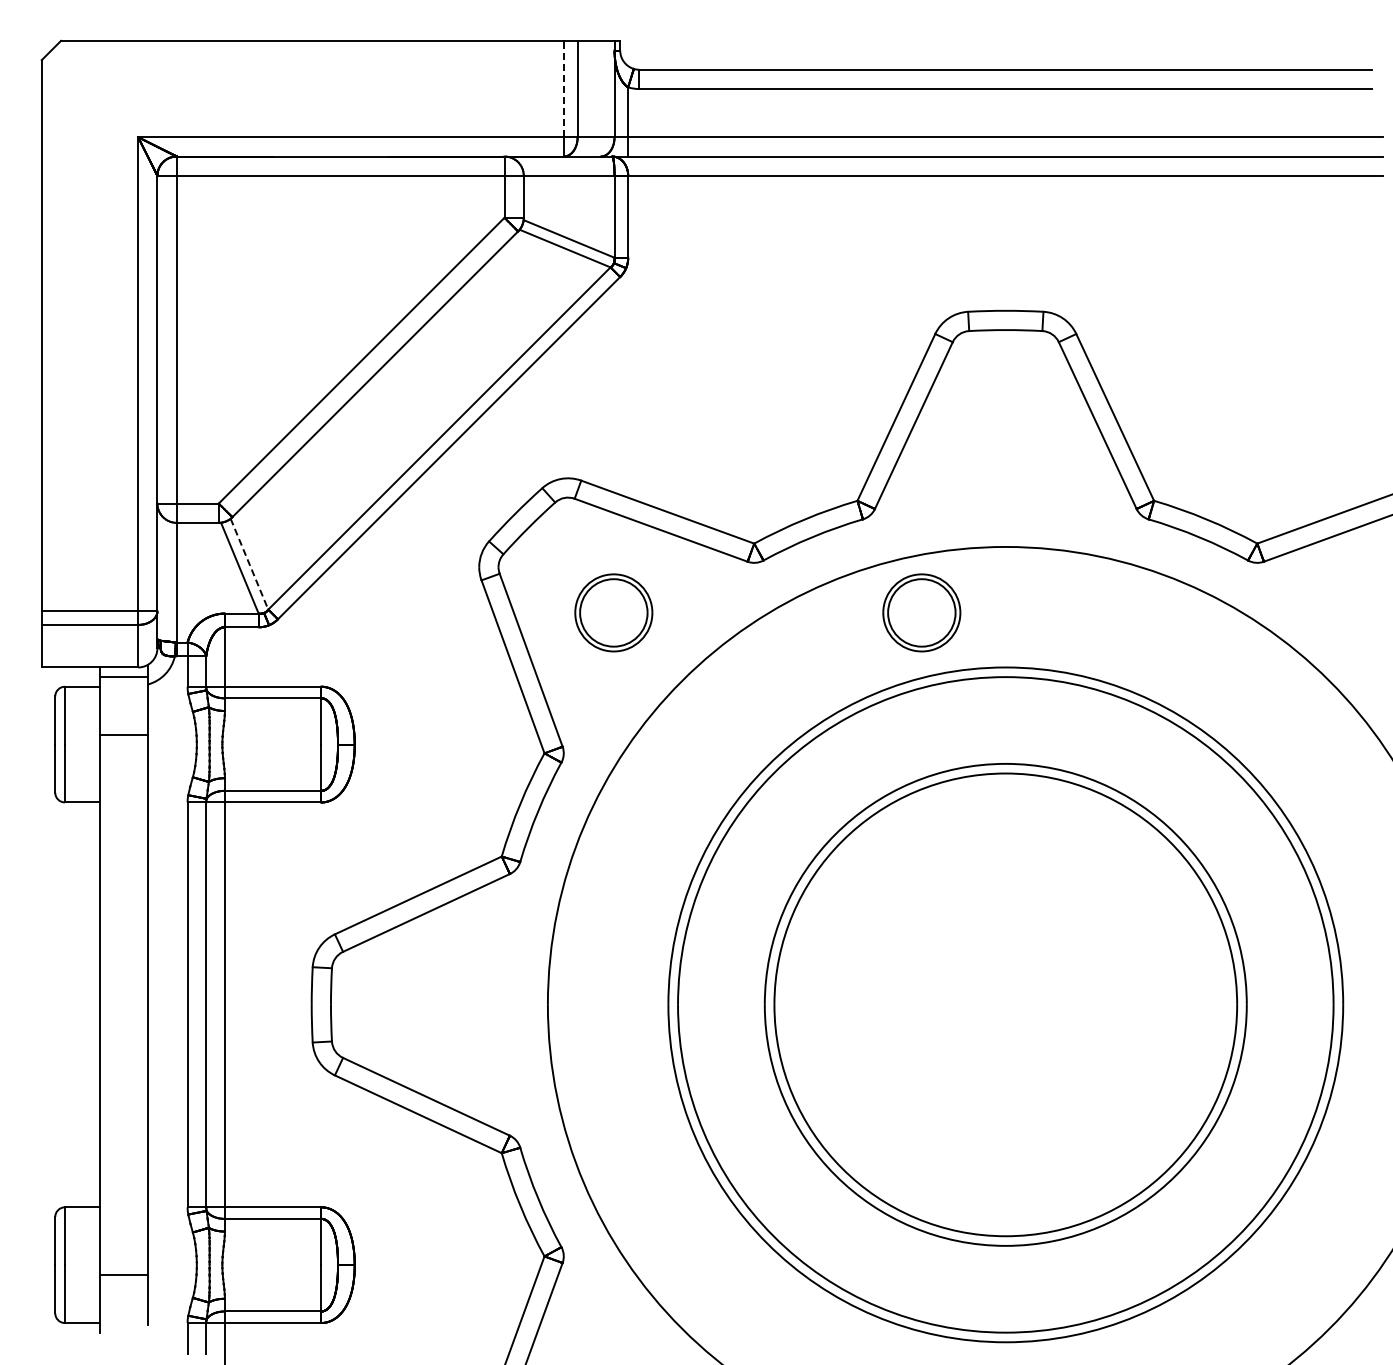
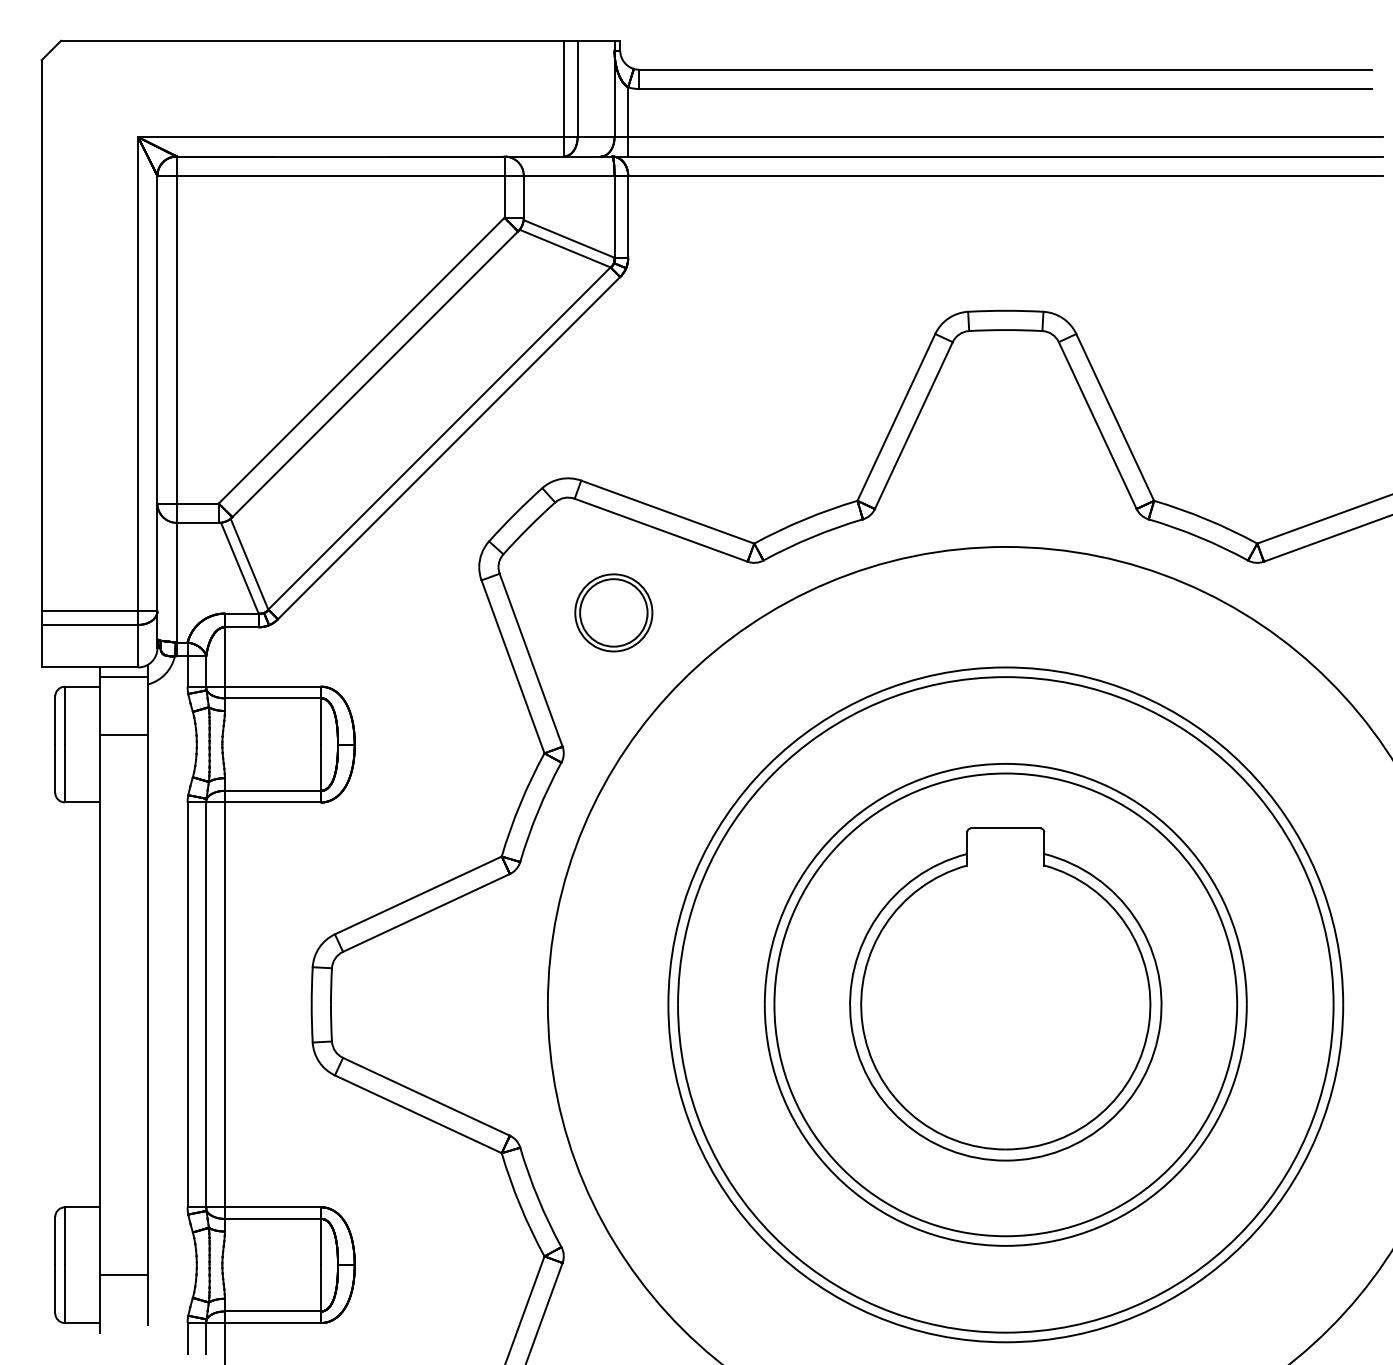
line: dashed -> solid (564, 88)
line: dashed -> solid (249, 564)
part: present -> none (921, 612)
part: none -> present (1005, 994)
